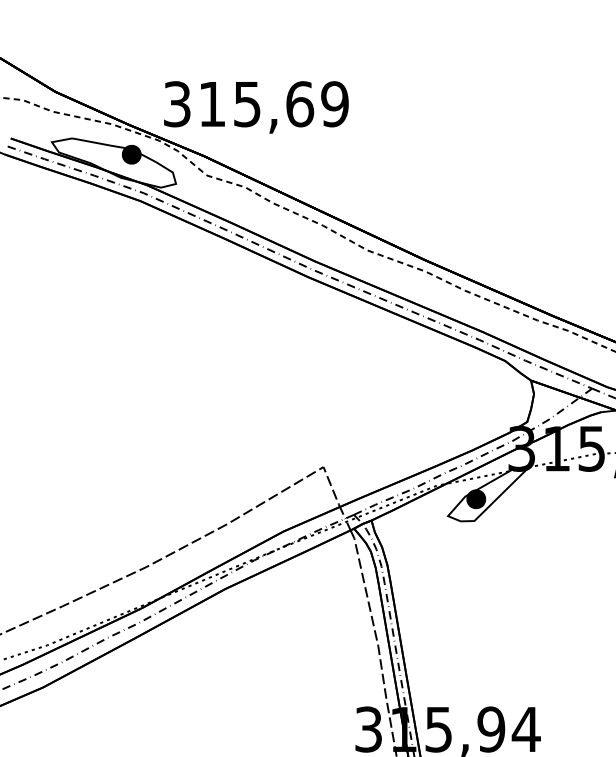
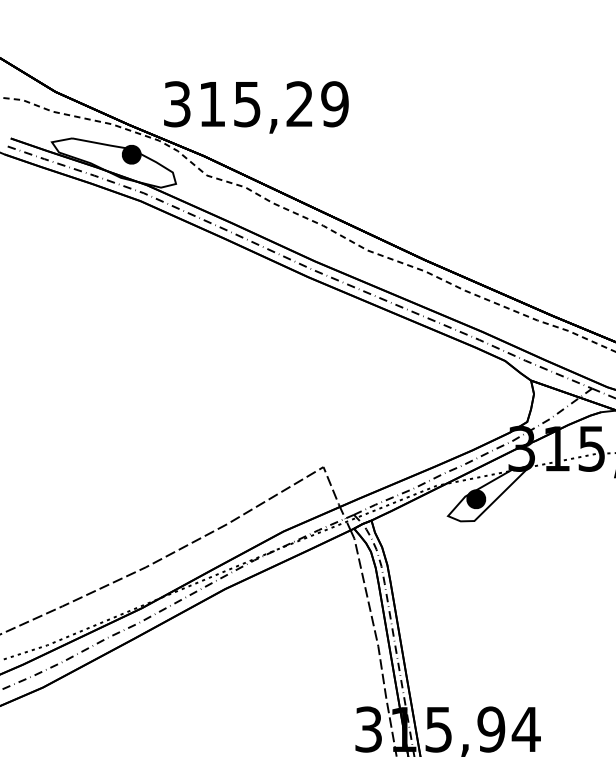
text: 315,69 -> 315,29 (300, 104)
